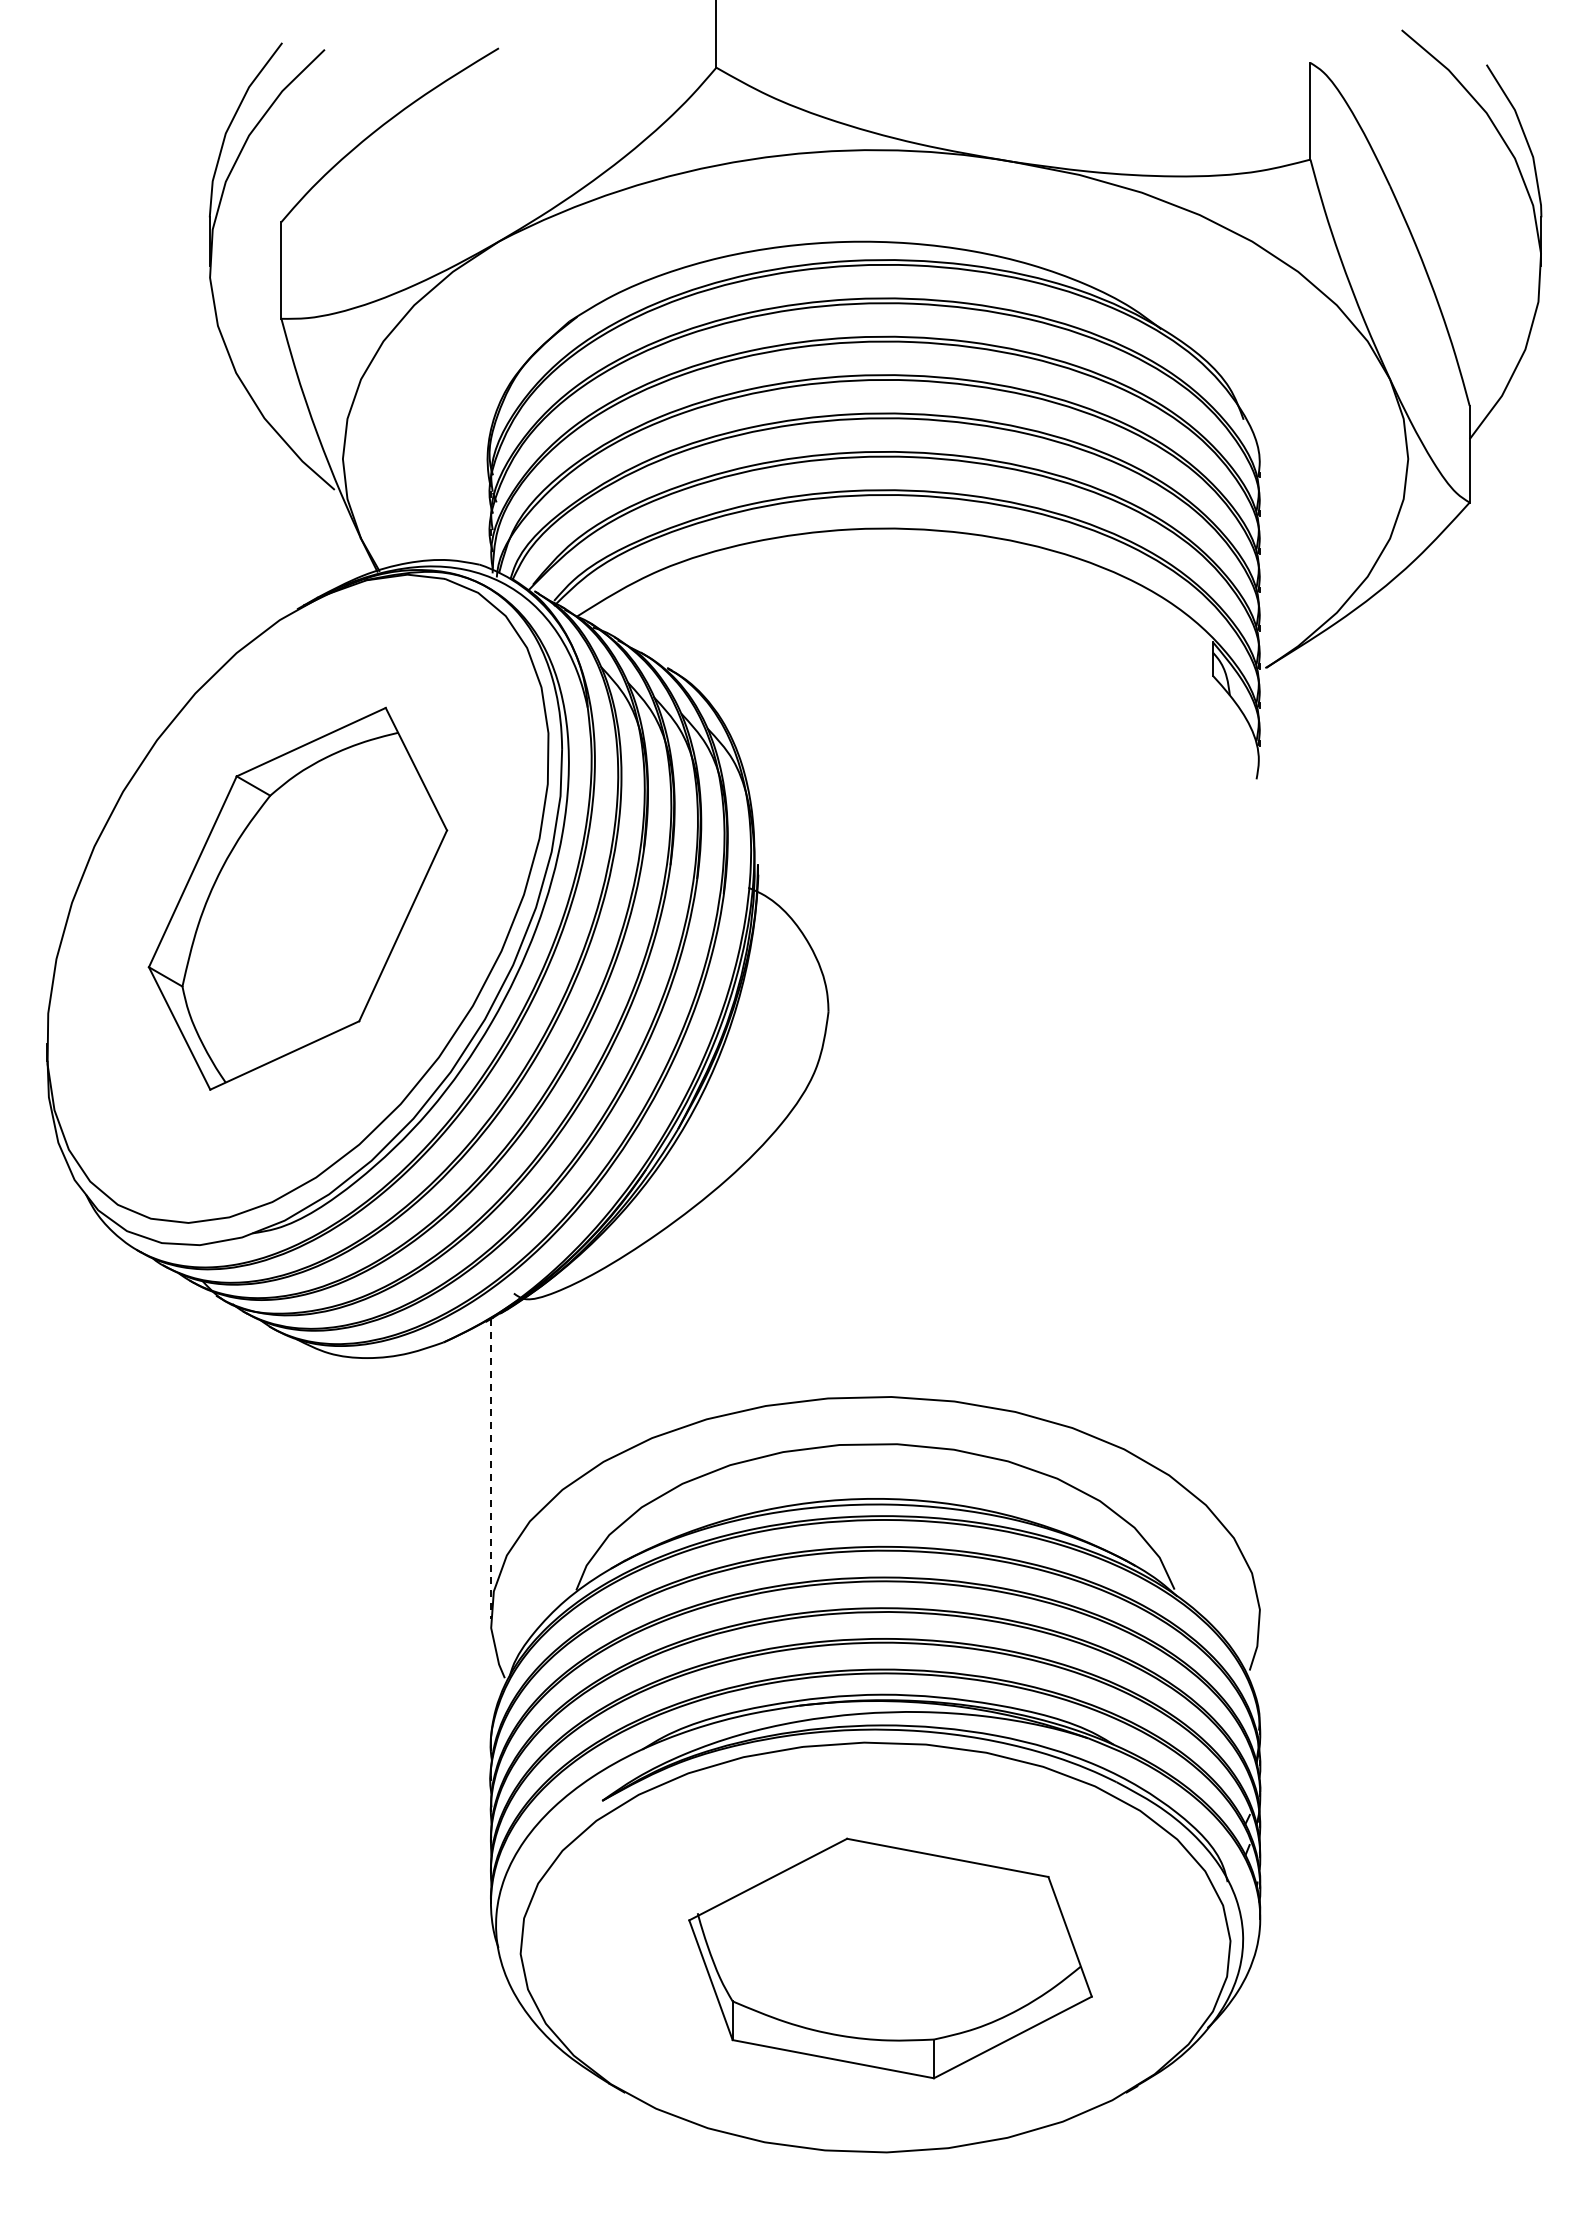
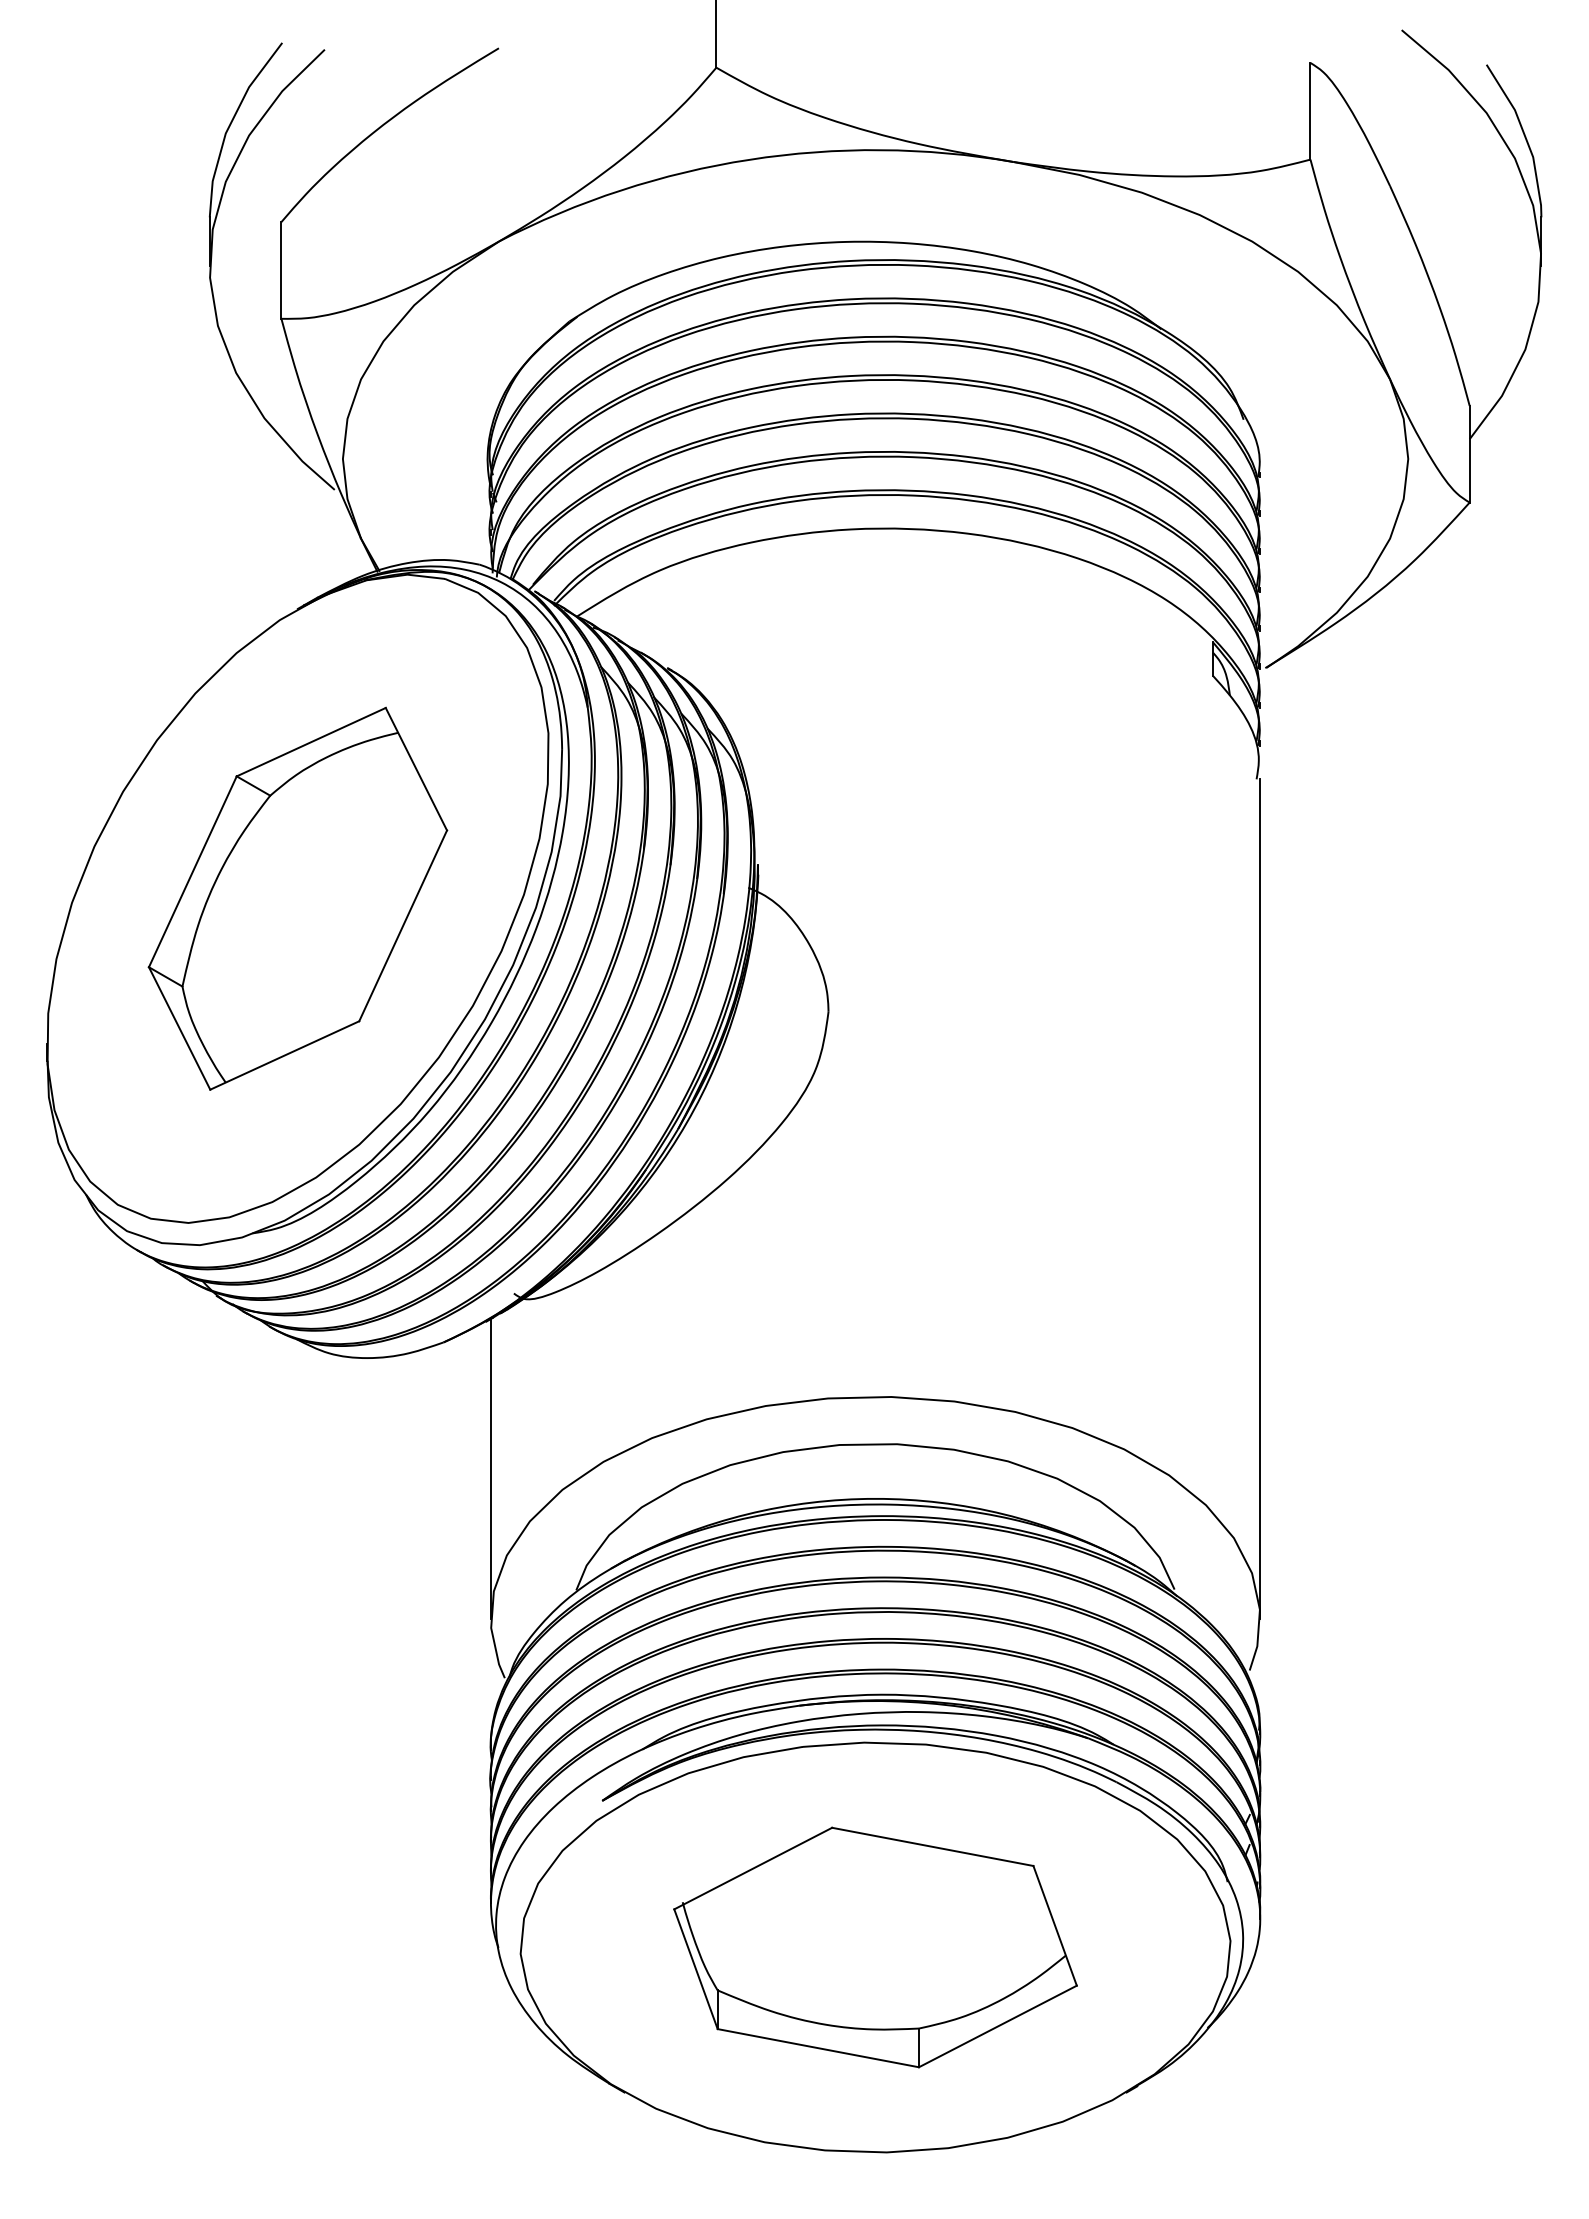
line: none -> present (1260, 1198)
line: dashed -> solid (490, 1468)
part position: (890, 1958) -> (875, 1947) (875, 1947)
